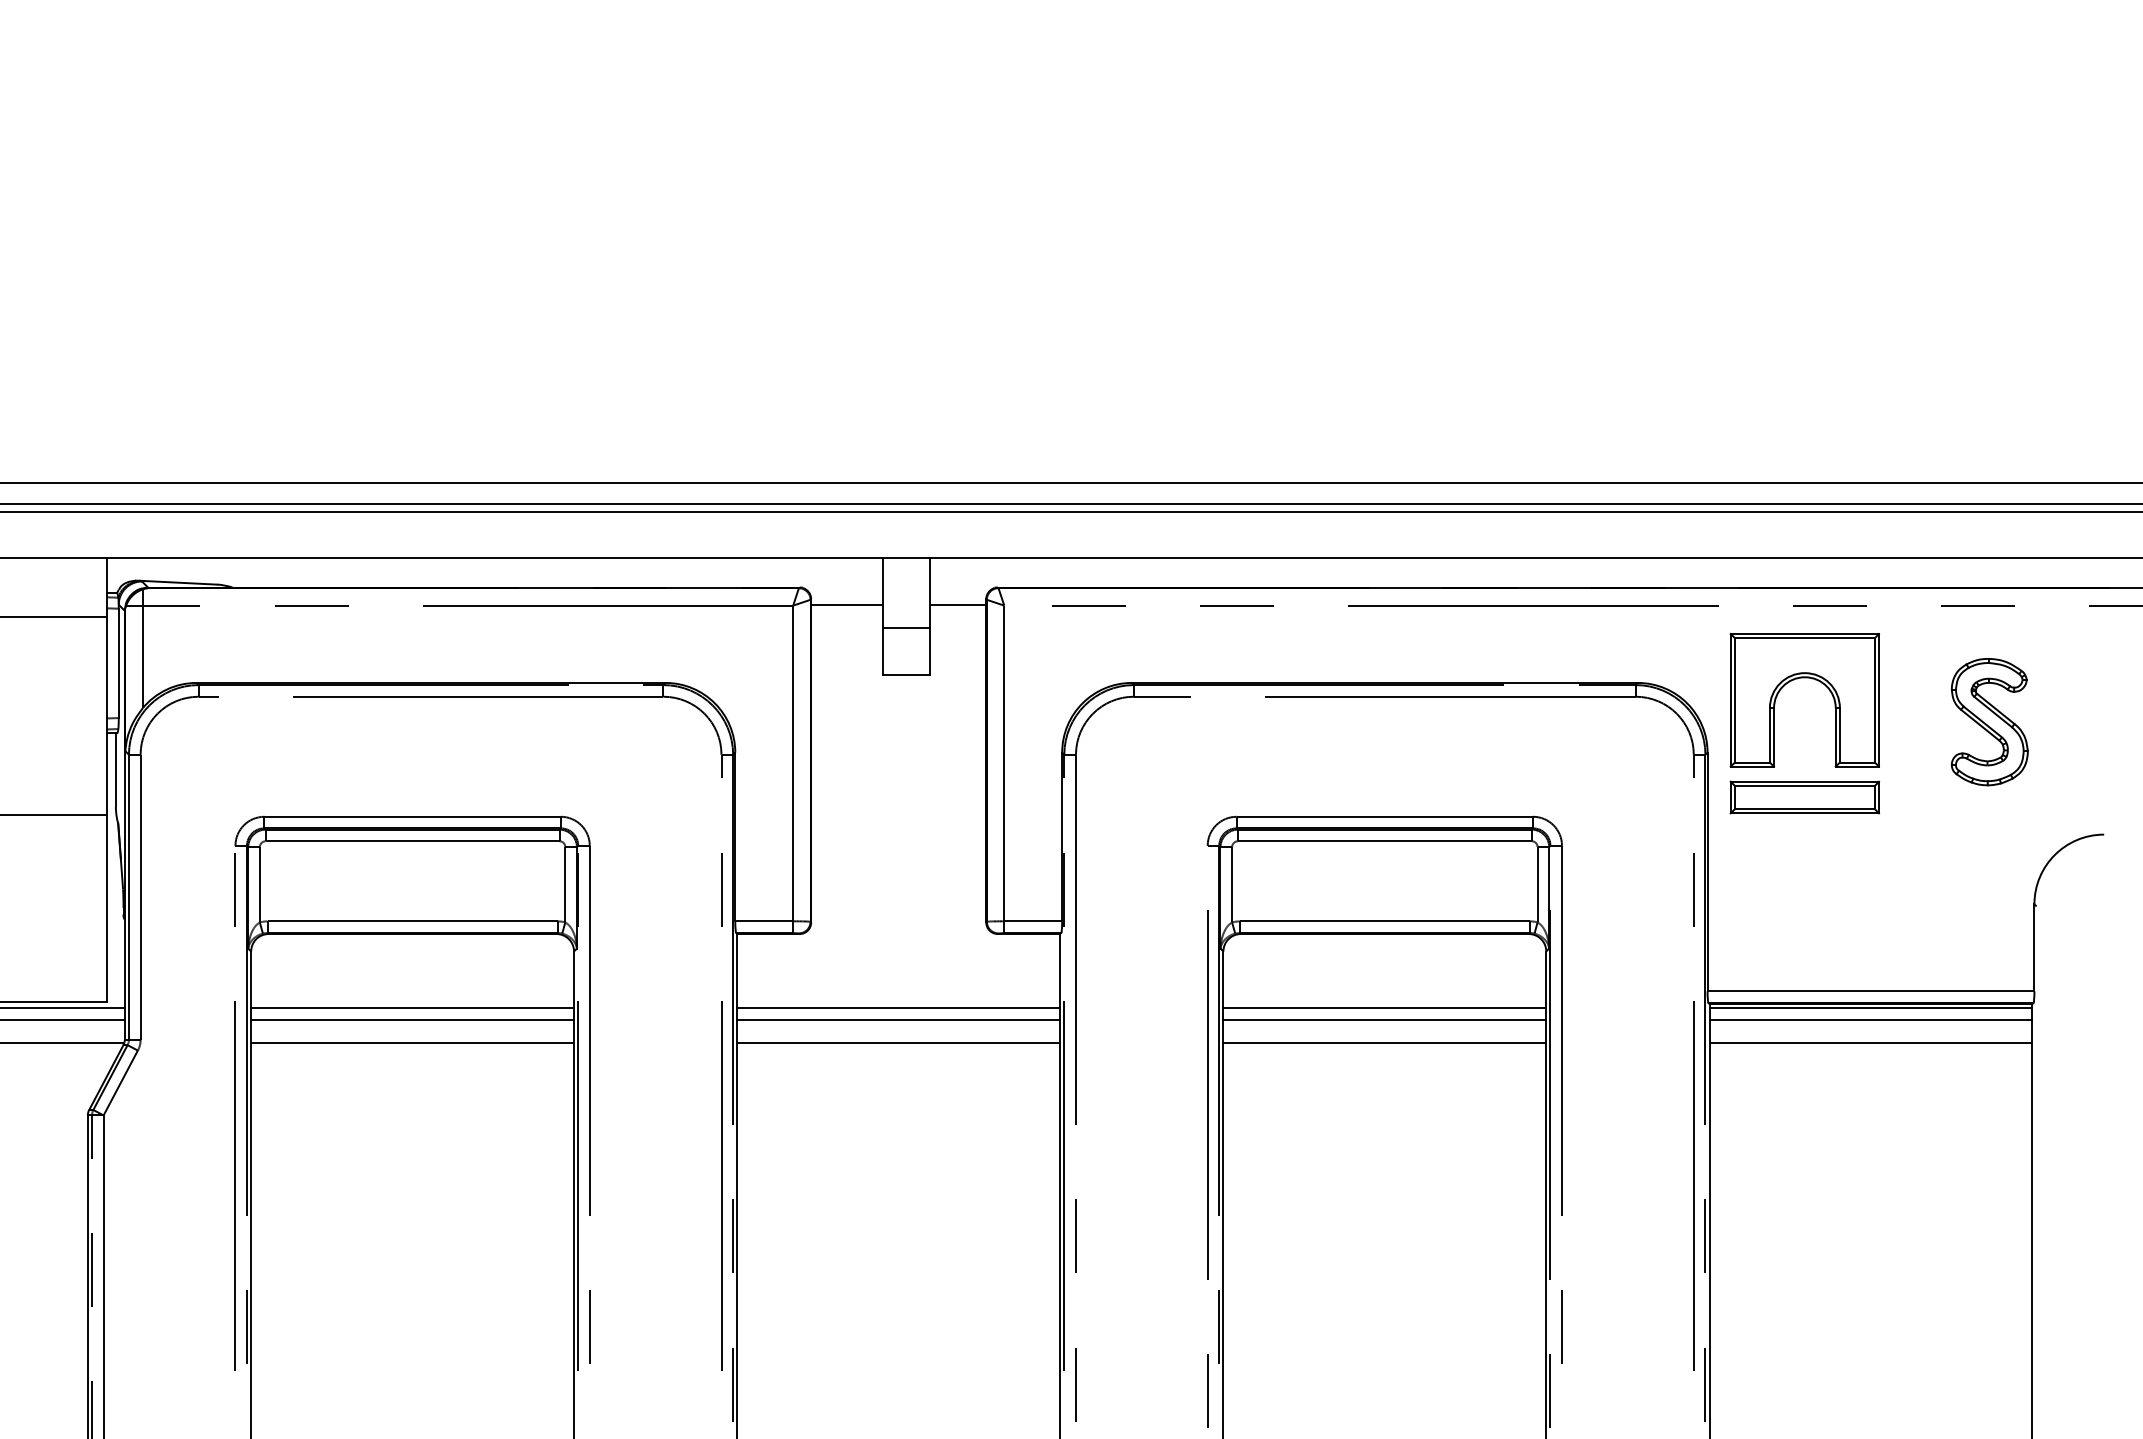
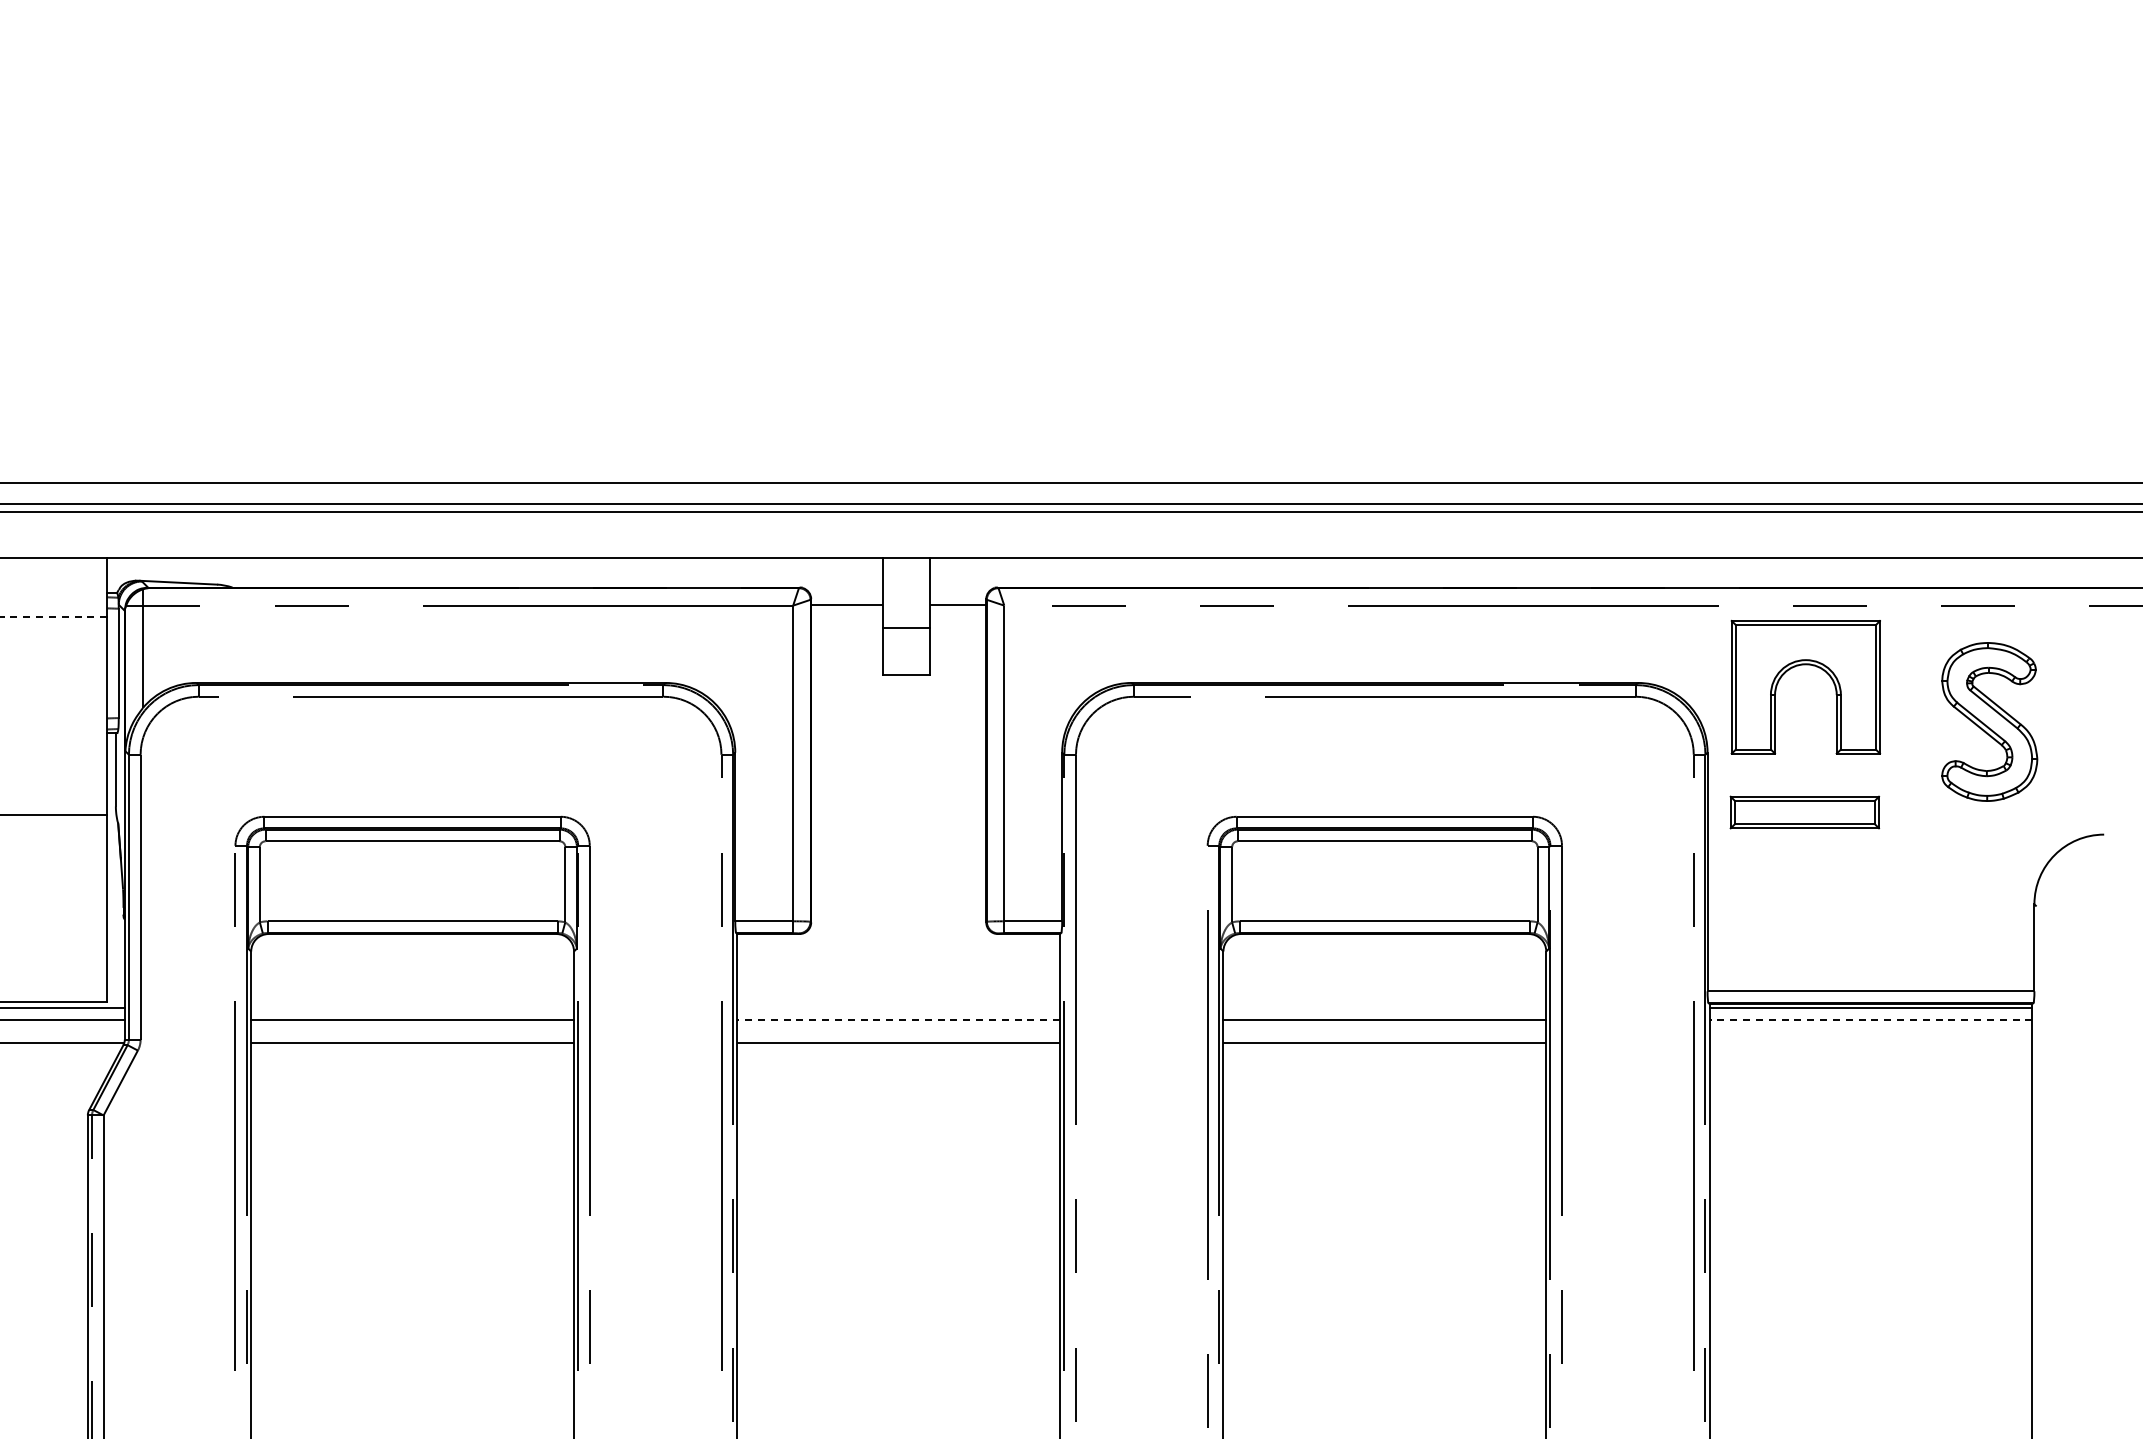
line: solid -> dashed (53, 616)
part position: (1804, 678) -> (1805, 665) (1805, 665)
part size: 78x129 px -> 98x160 px (1989, 721)
part position: (1804, 797) -> (1804, 812) (1804, 812)
line: present -> none (412, 1007)
line: present -> none (898, 1007)
line: present -> none (1384, 1007)
line: solid -> dashed (898, 1019)
line: solid -> dashed (1870, 1019)
line: present -> none (1870, 1042)
